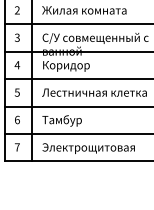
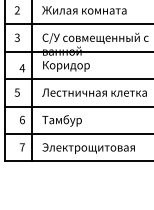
text position: (17, 65) -> (22, 68) (22, 68)
text position: (17, 119) -> (22, 119) (22, 119)
text position: (17, 147) -> (22, 147) (22, 147)
